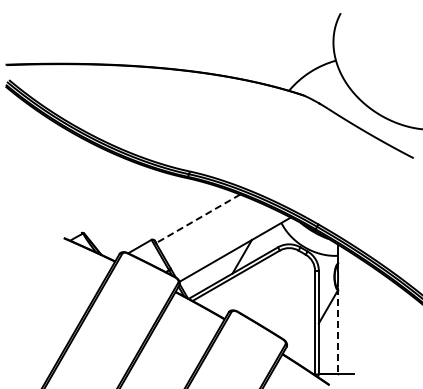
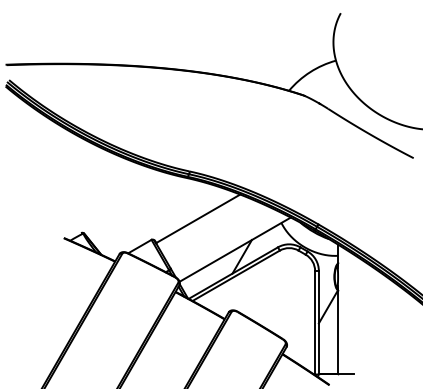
line: dashed -> solid (198, 218)
line: dashed -> solid (338, 331)
